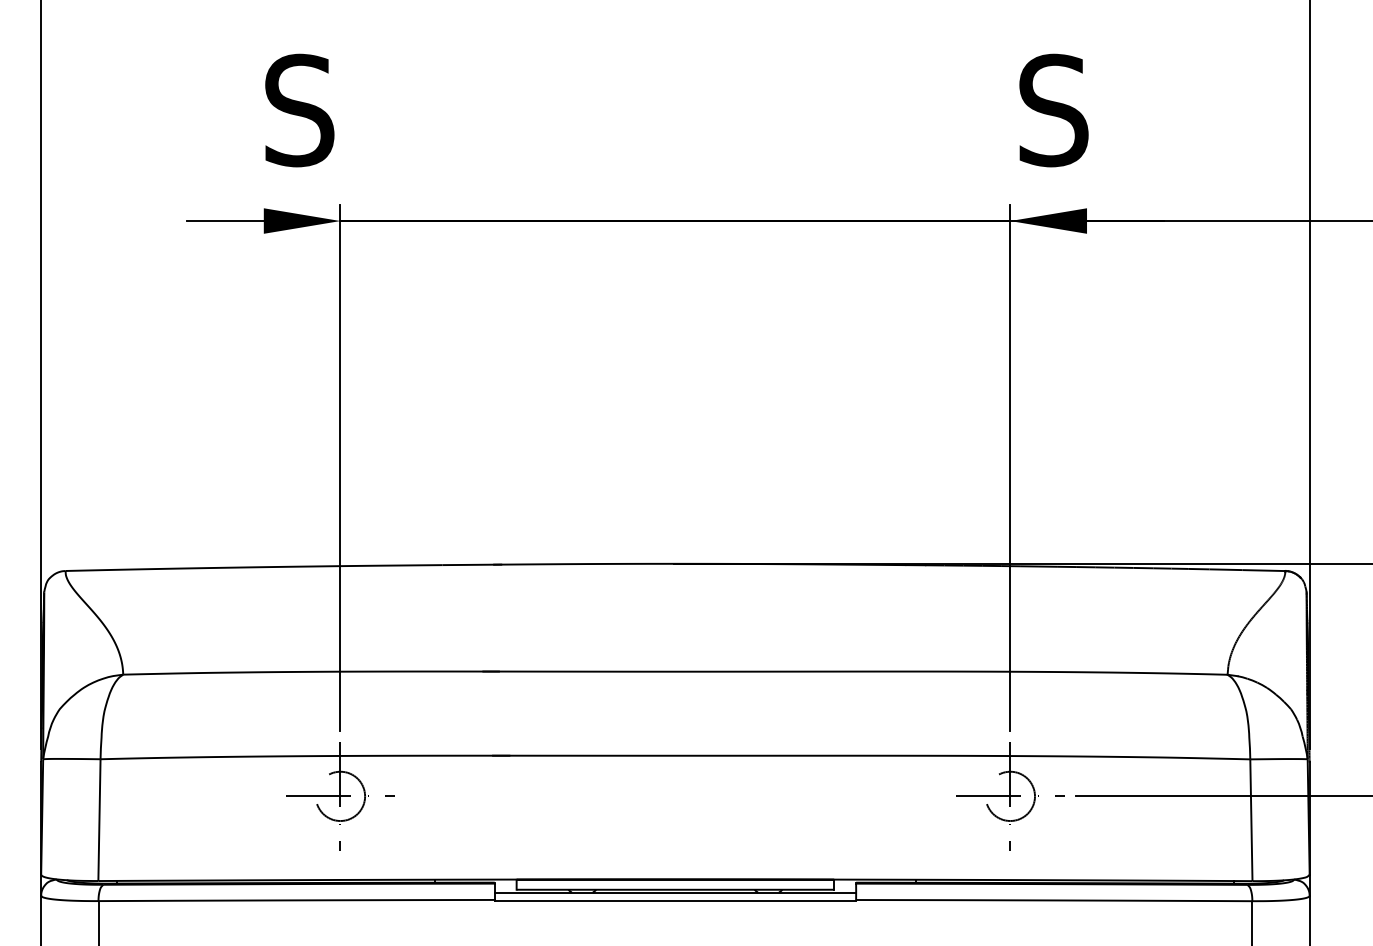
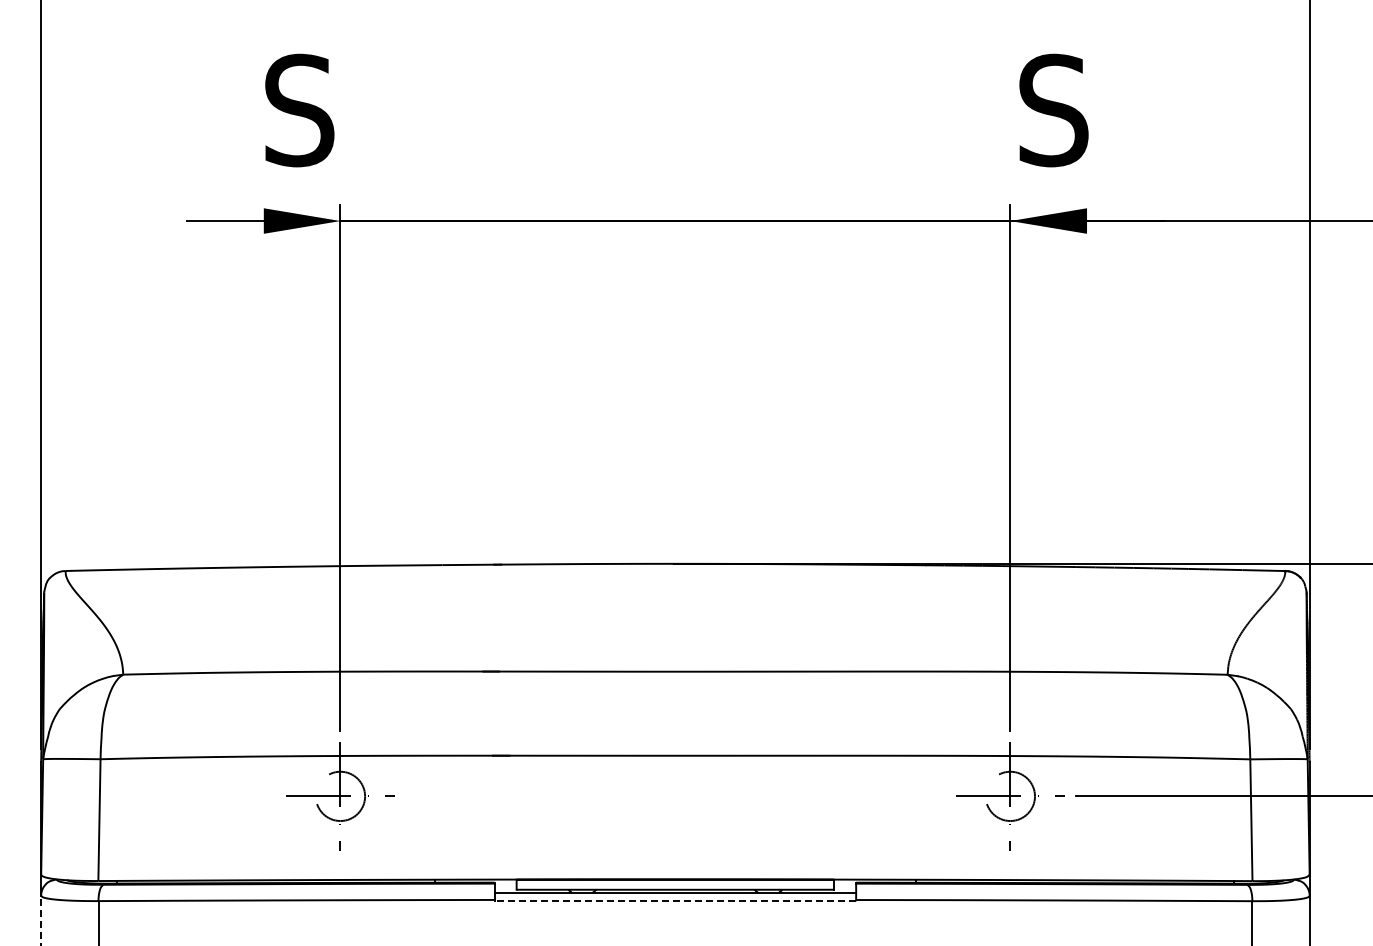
line: solid -> dashed (675, 901)
line: solid -> dashed (41, 920)
